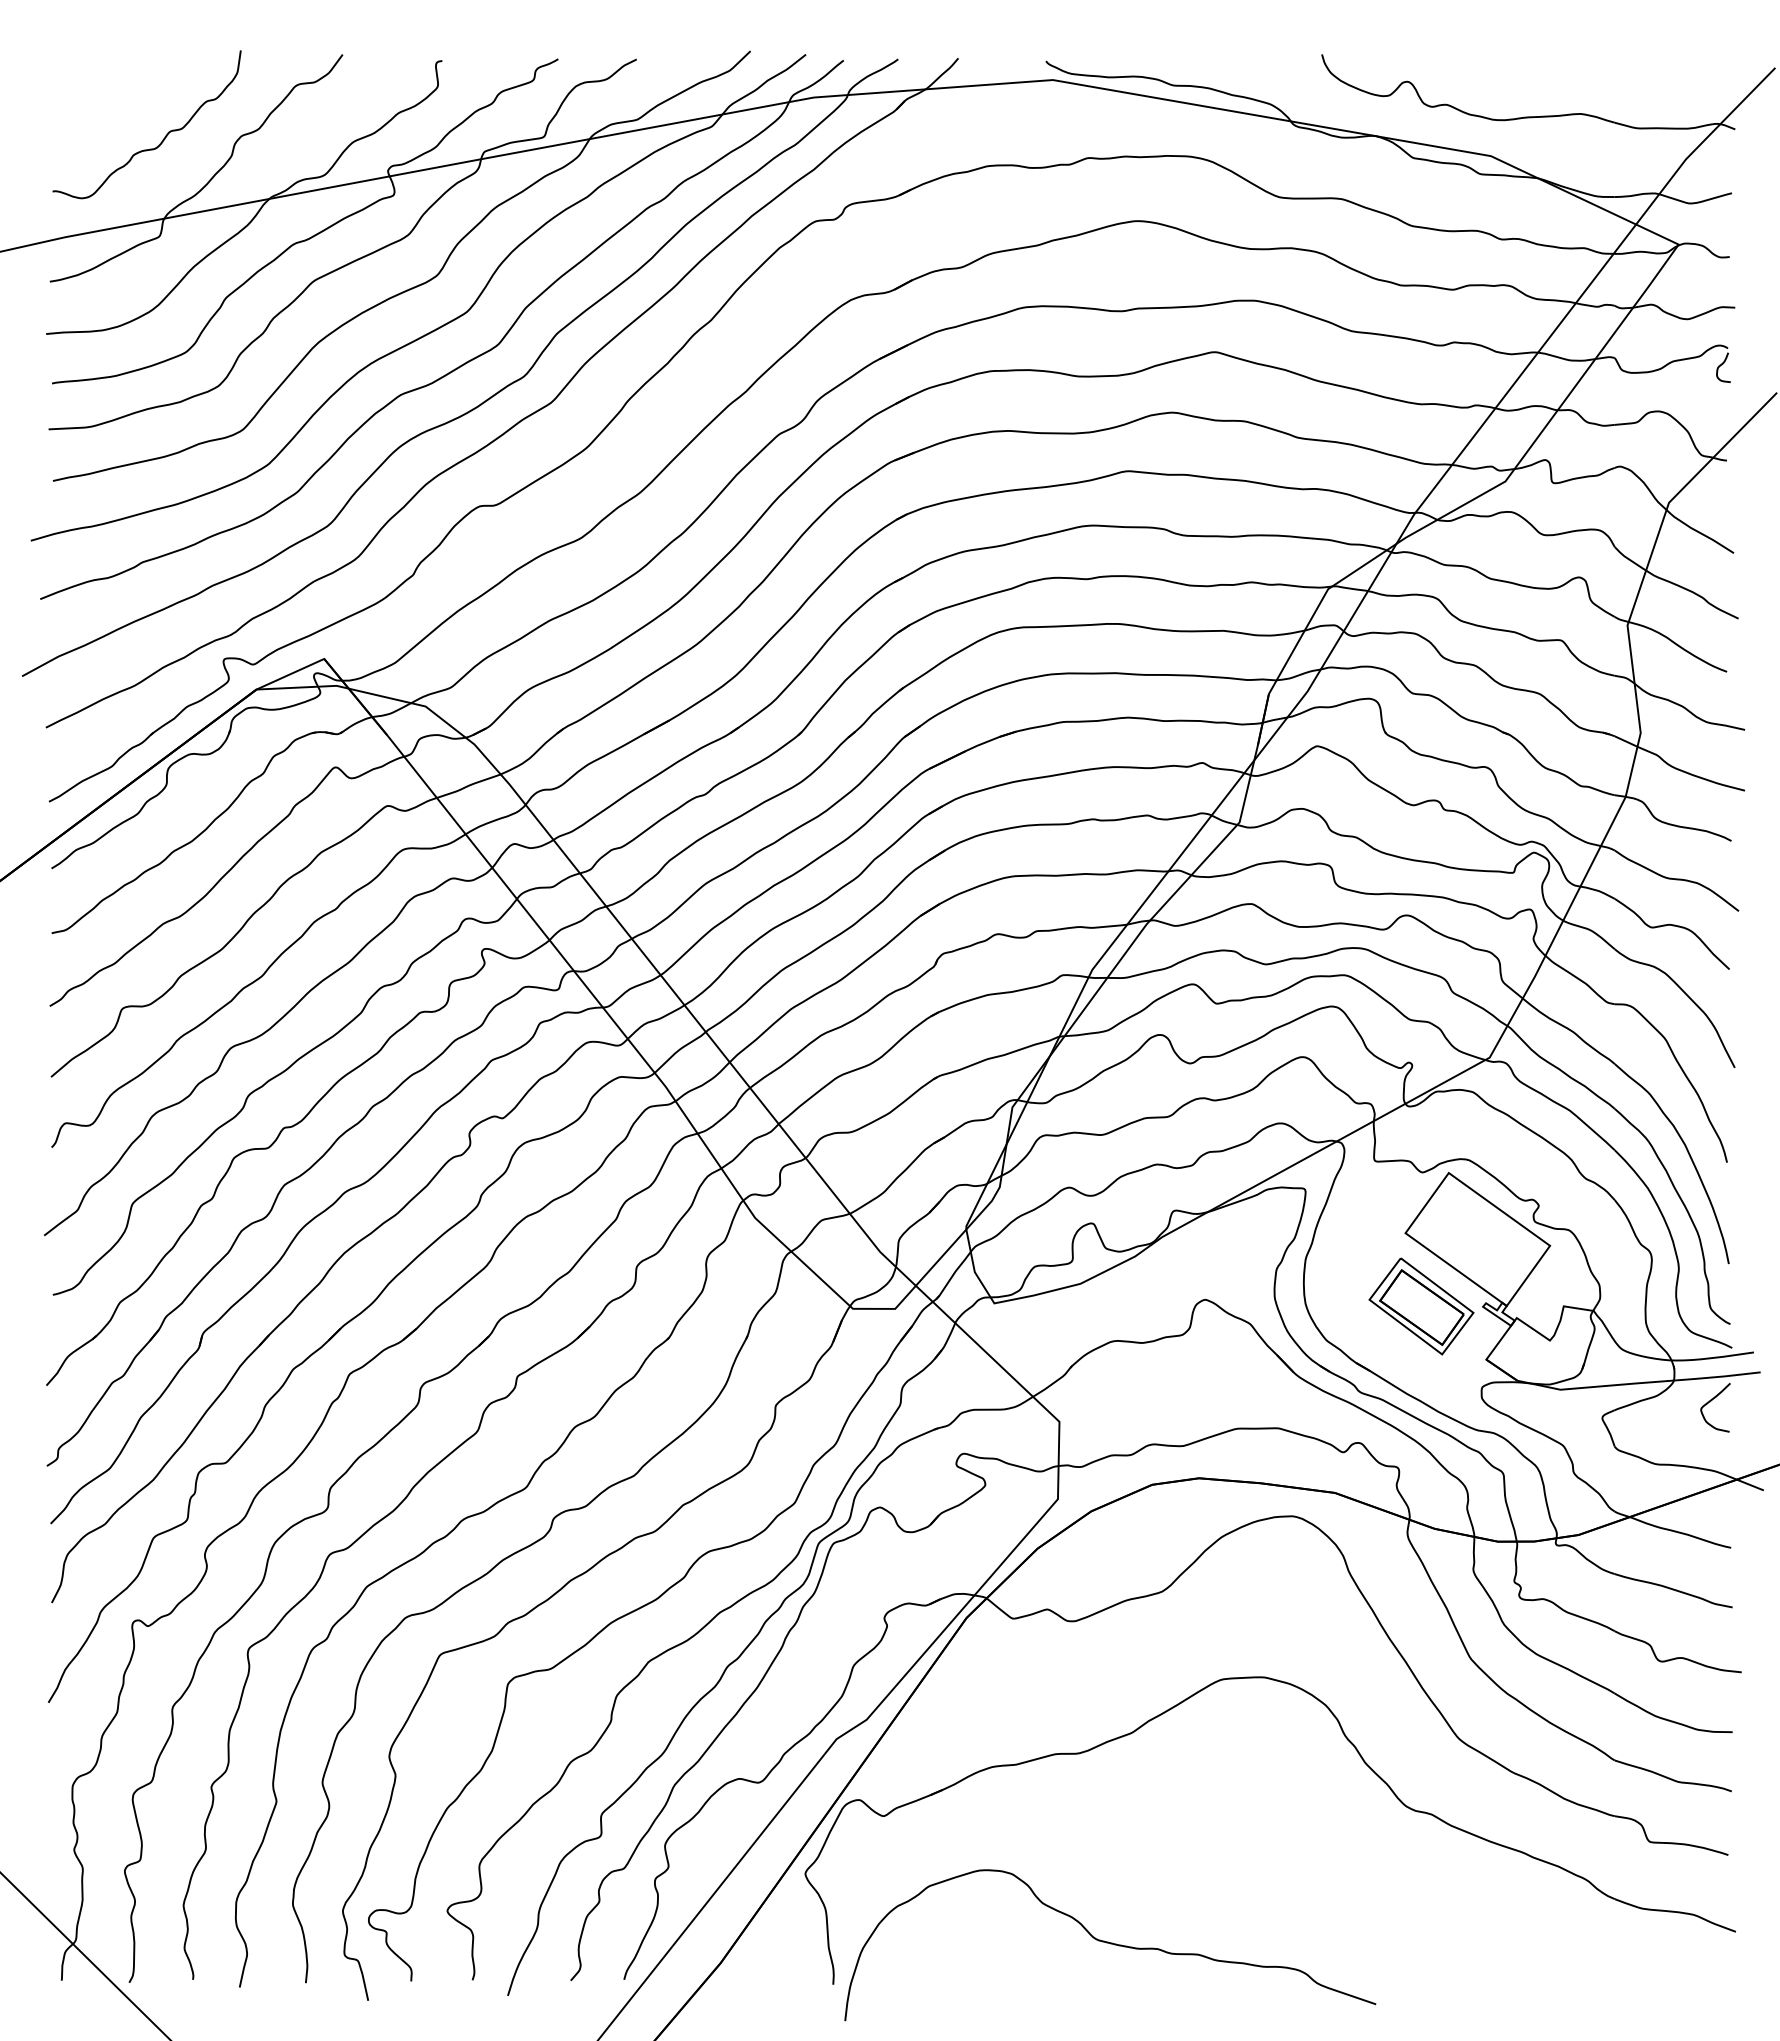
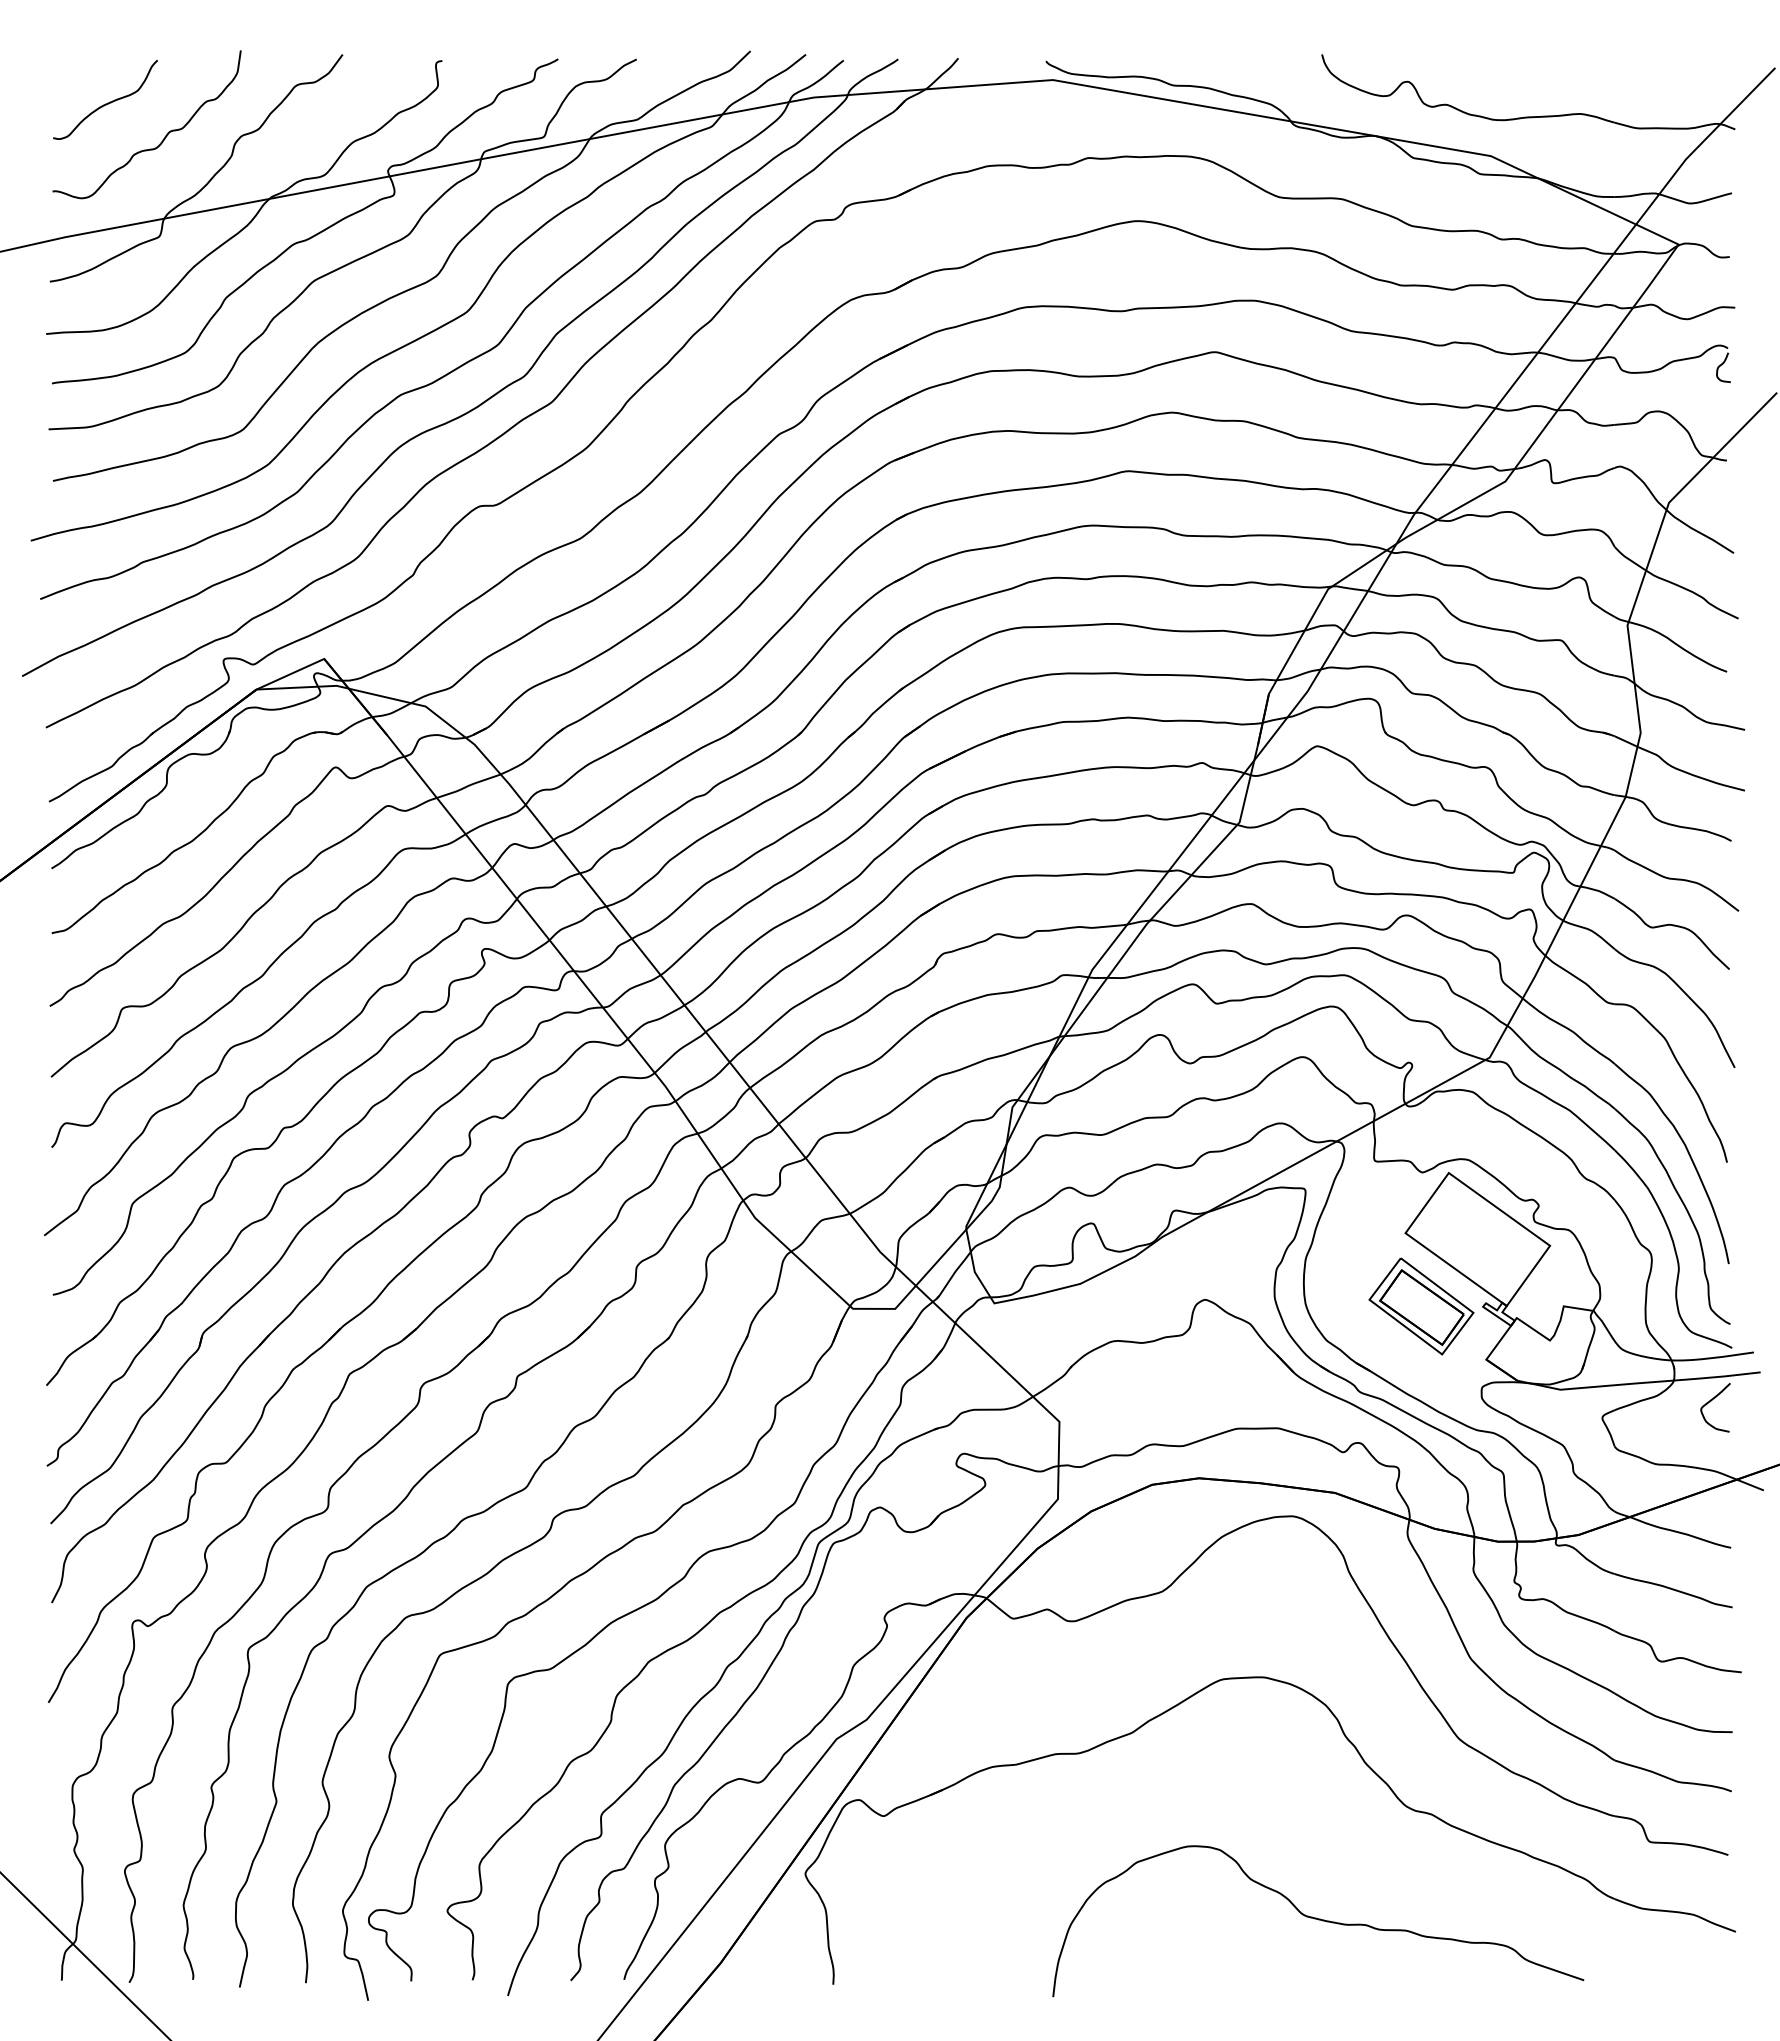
curve: none -> present (107, 102)
curve position: (1110, 1944) -> (1318, 1920) (1318, 1920)
